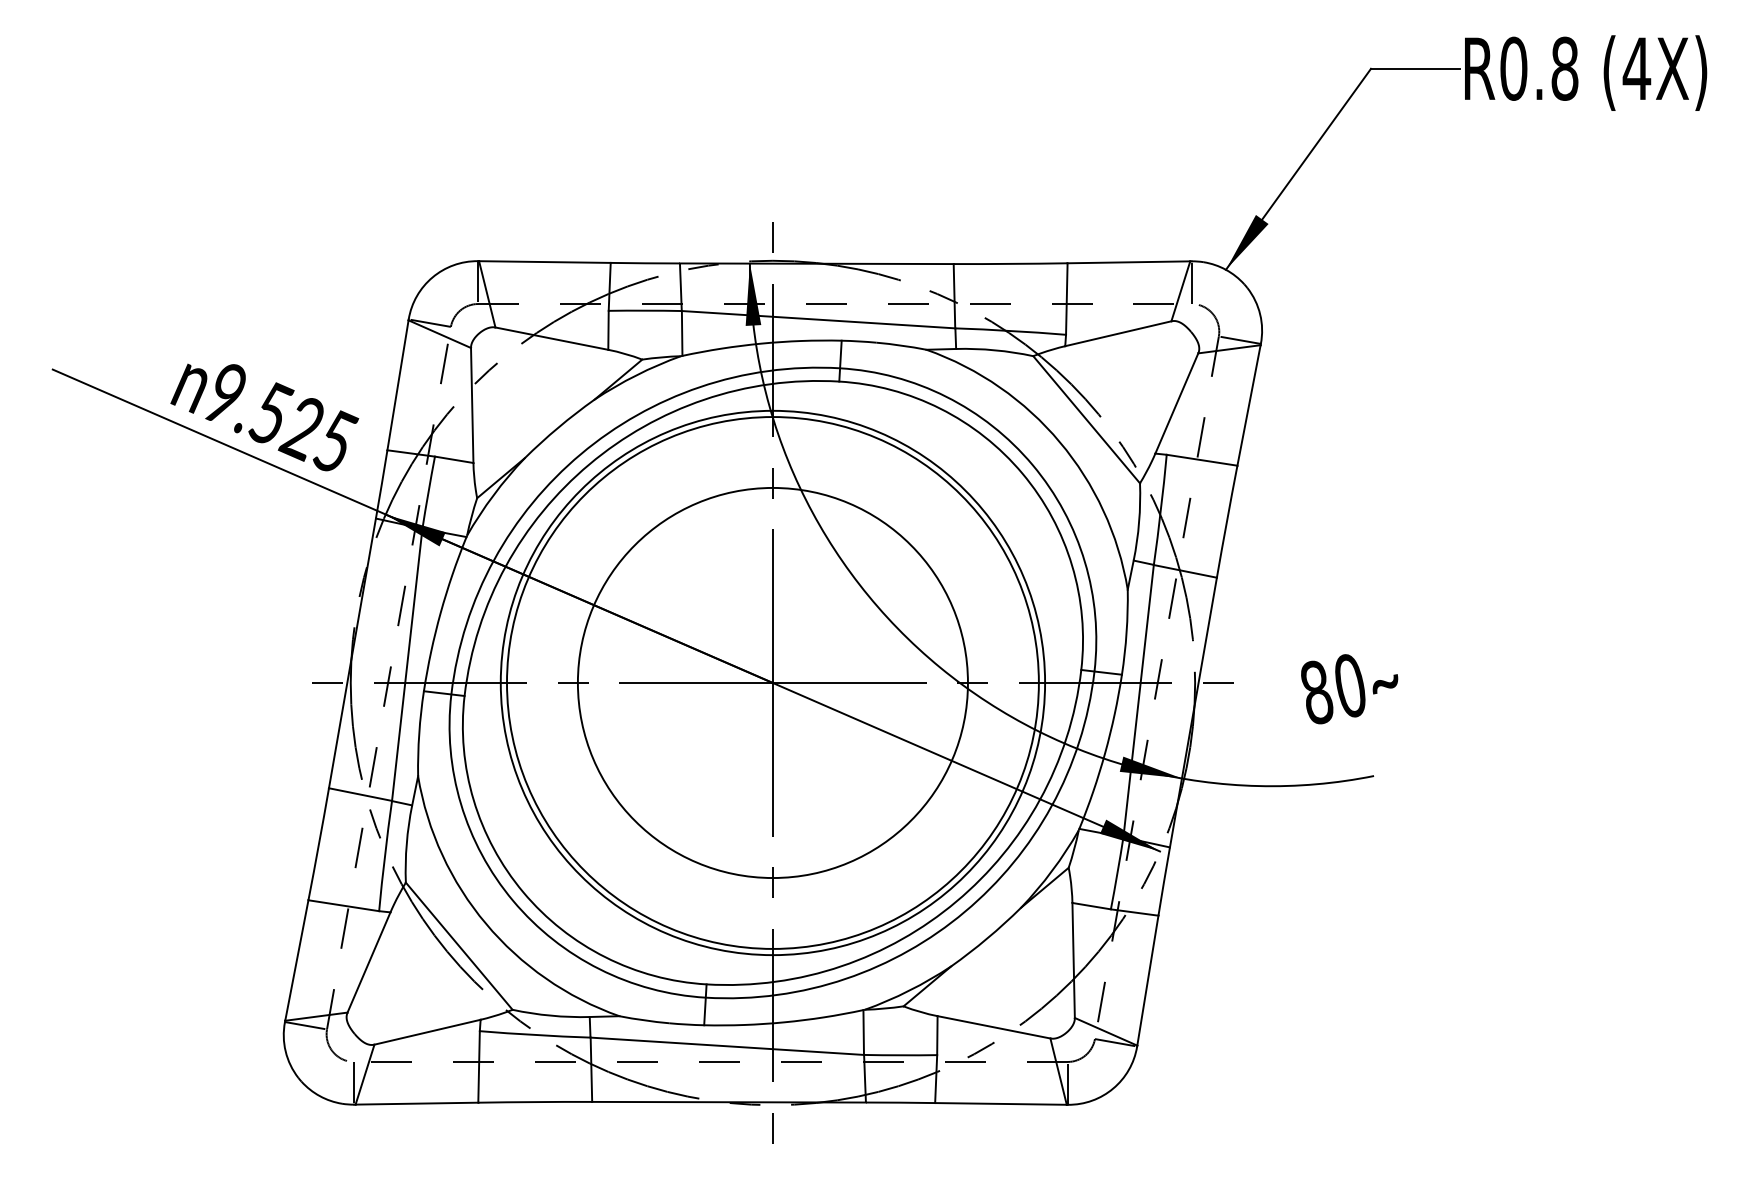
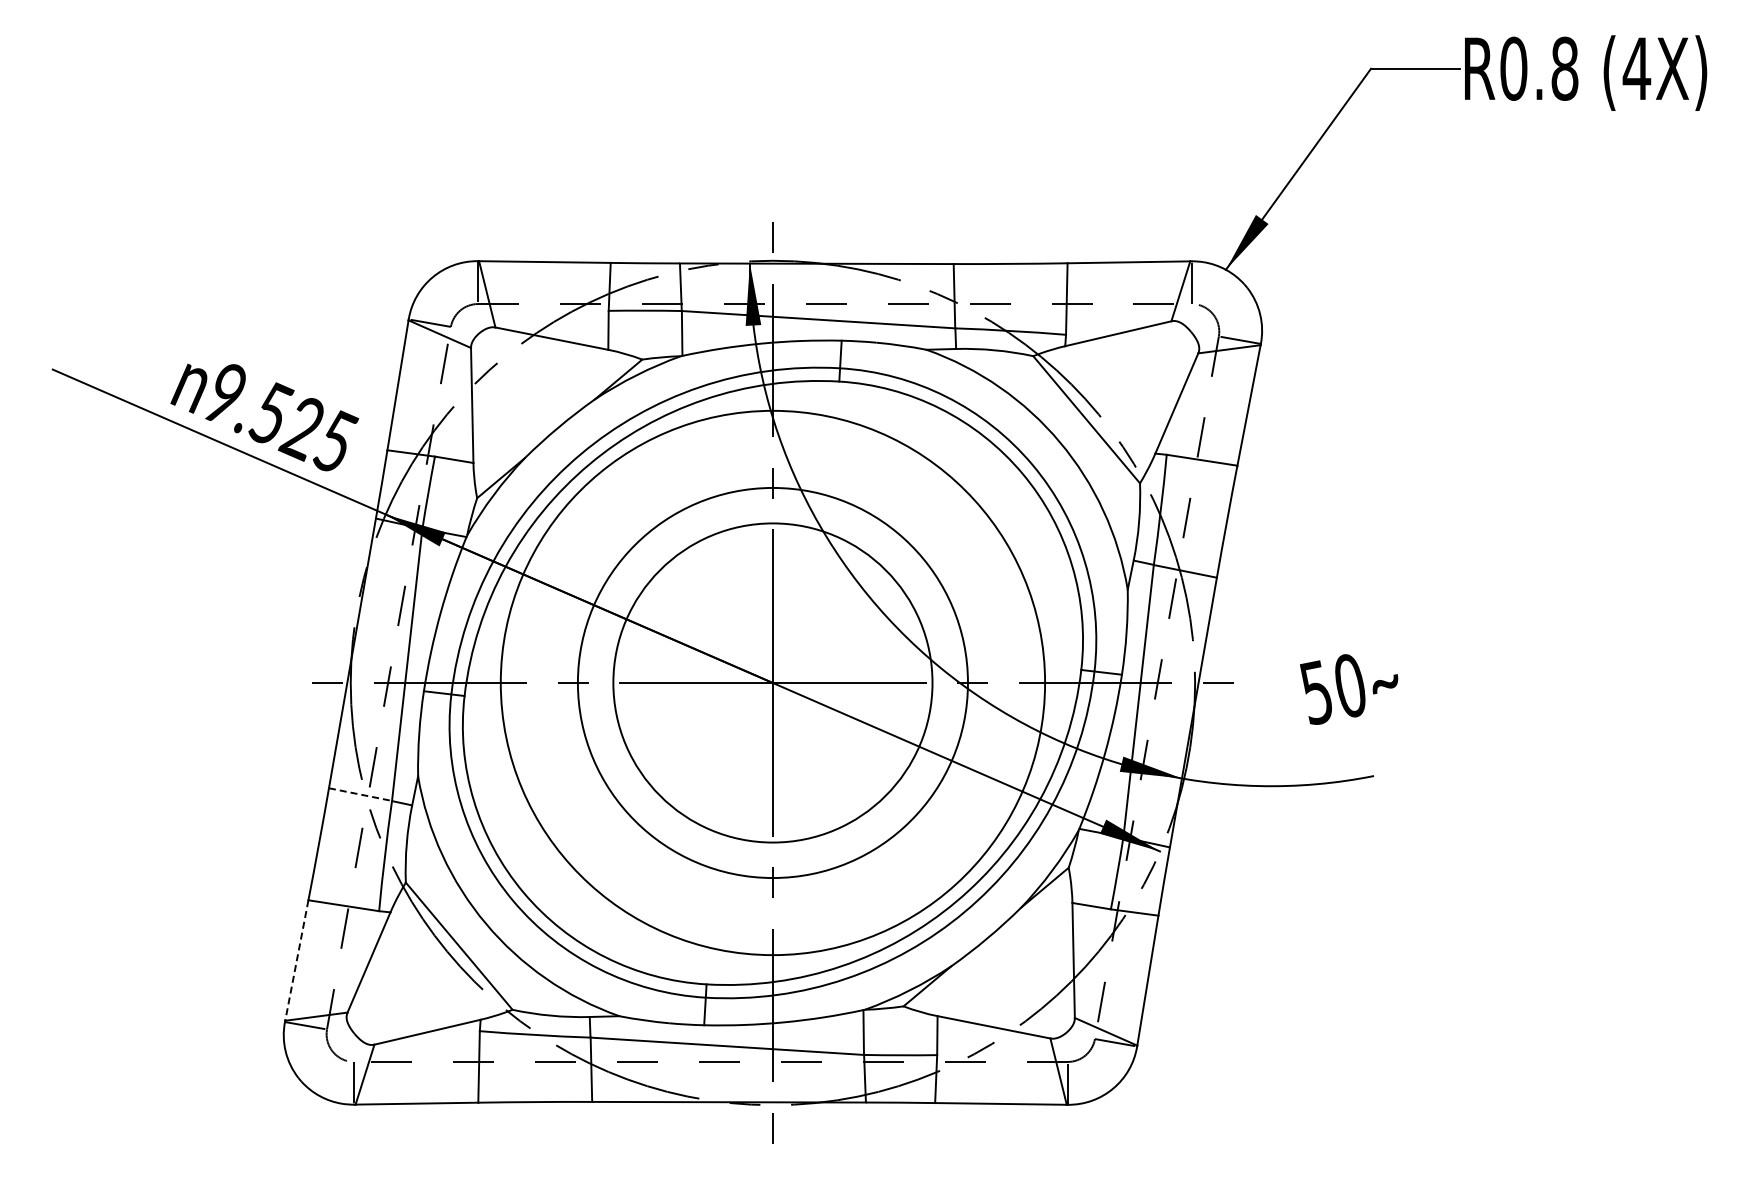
circle diameter: 532 px -> 319 px (772, 682)
text: 80 -> 50 (1316, 692)
line: solid -> dashed (361, 794)
line: solid -> dashed (296, 961)
